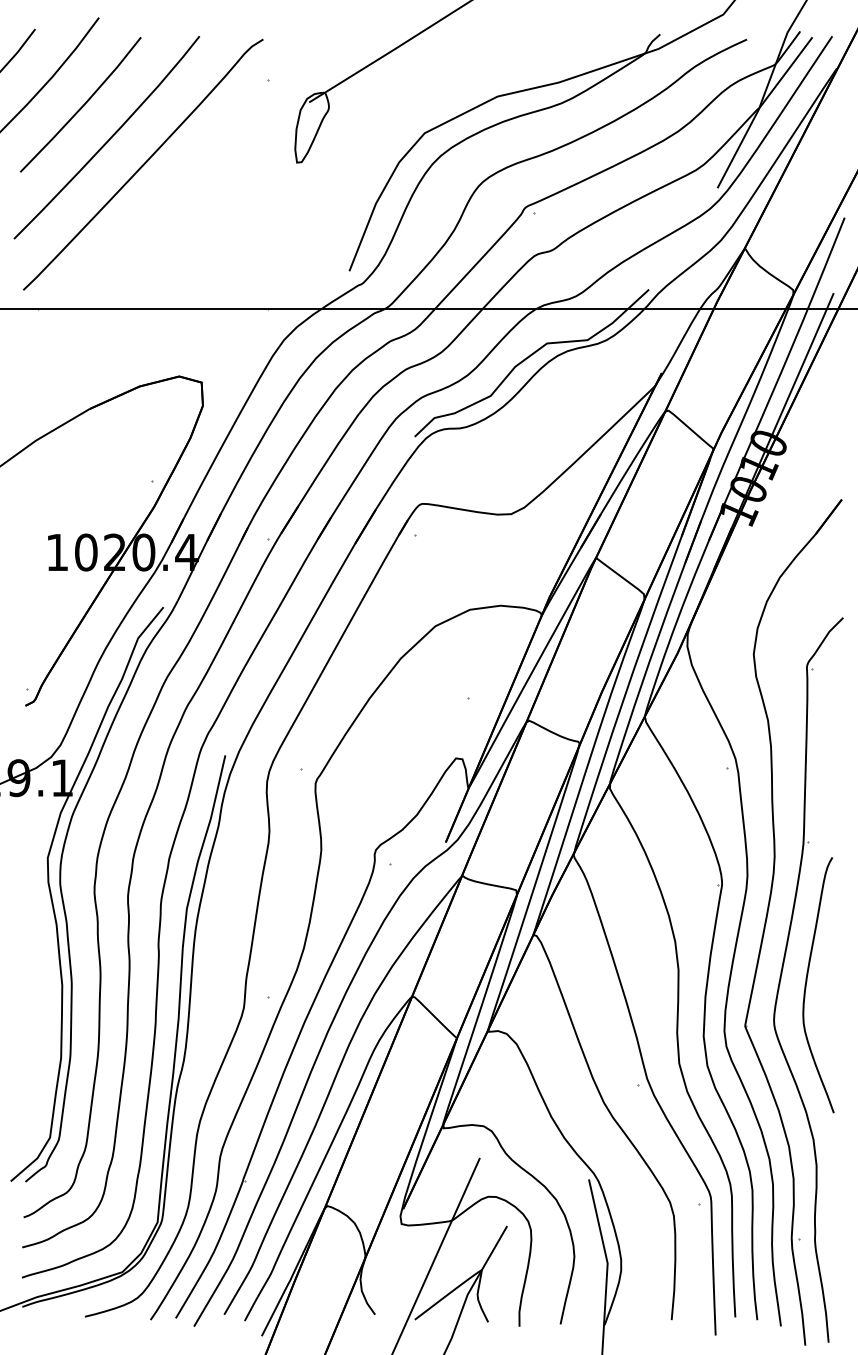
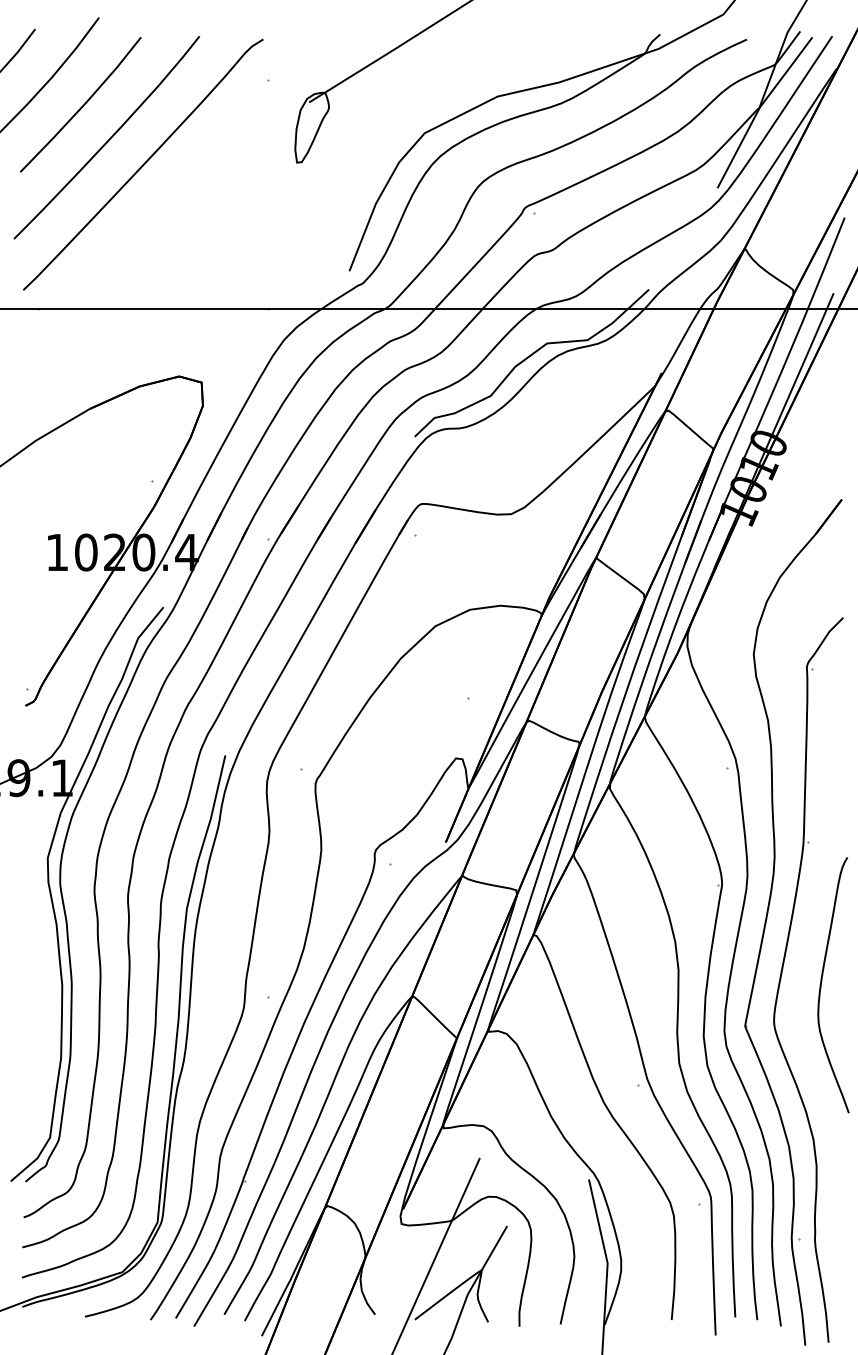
curve position: (807, 981) -> (822, 981) (822, 981)
